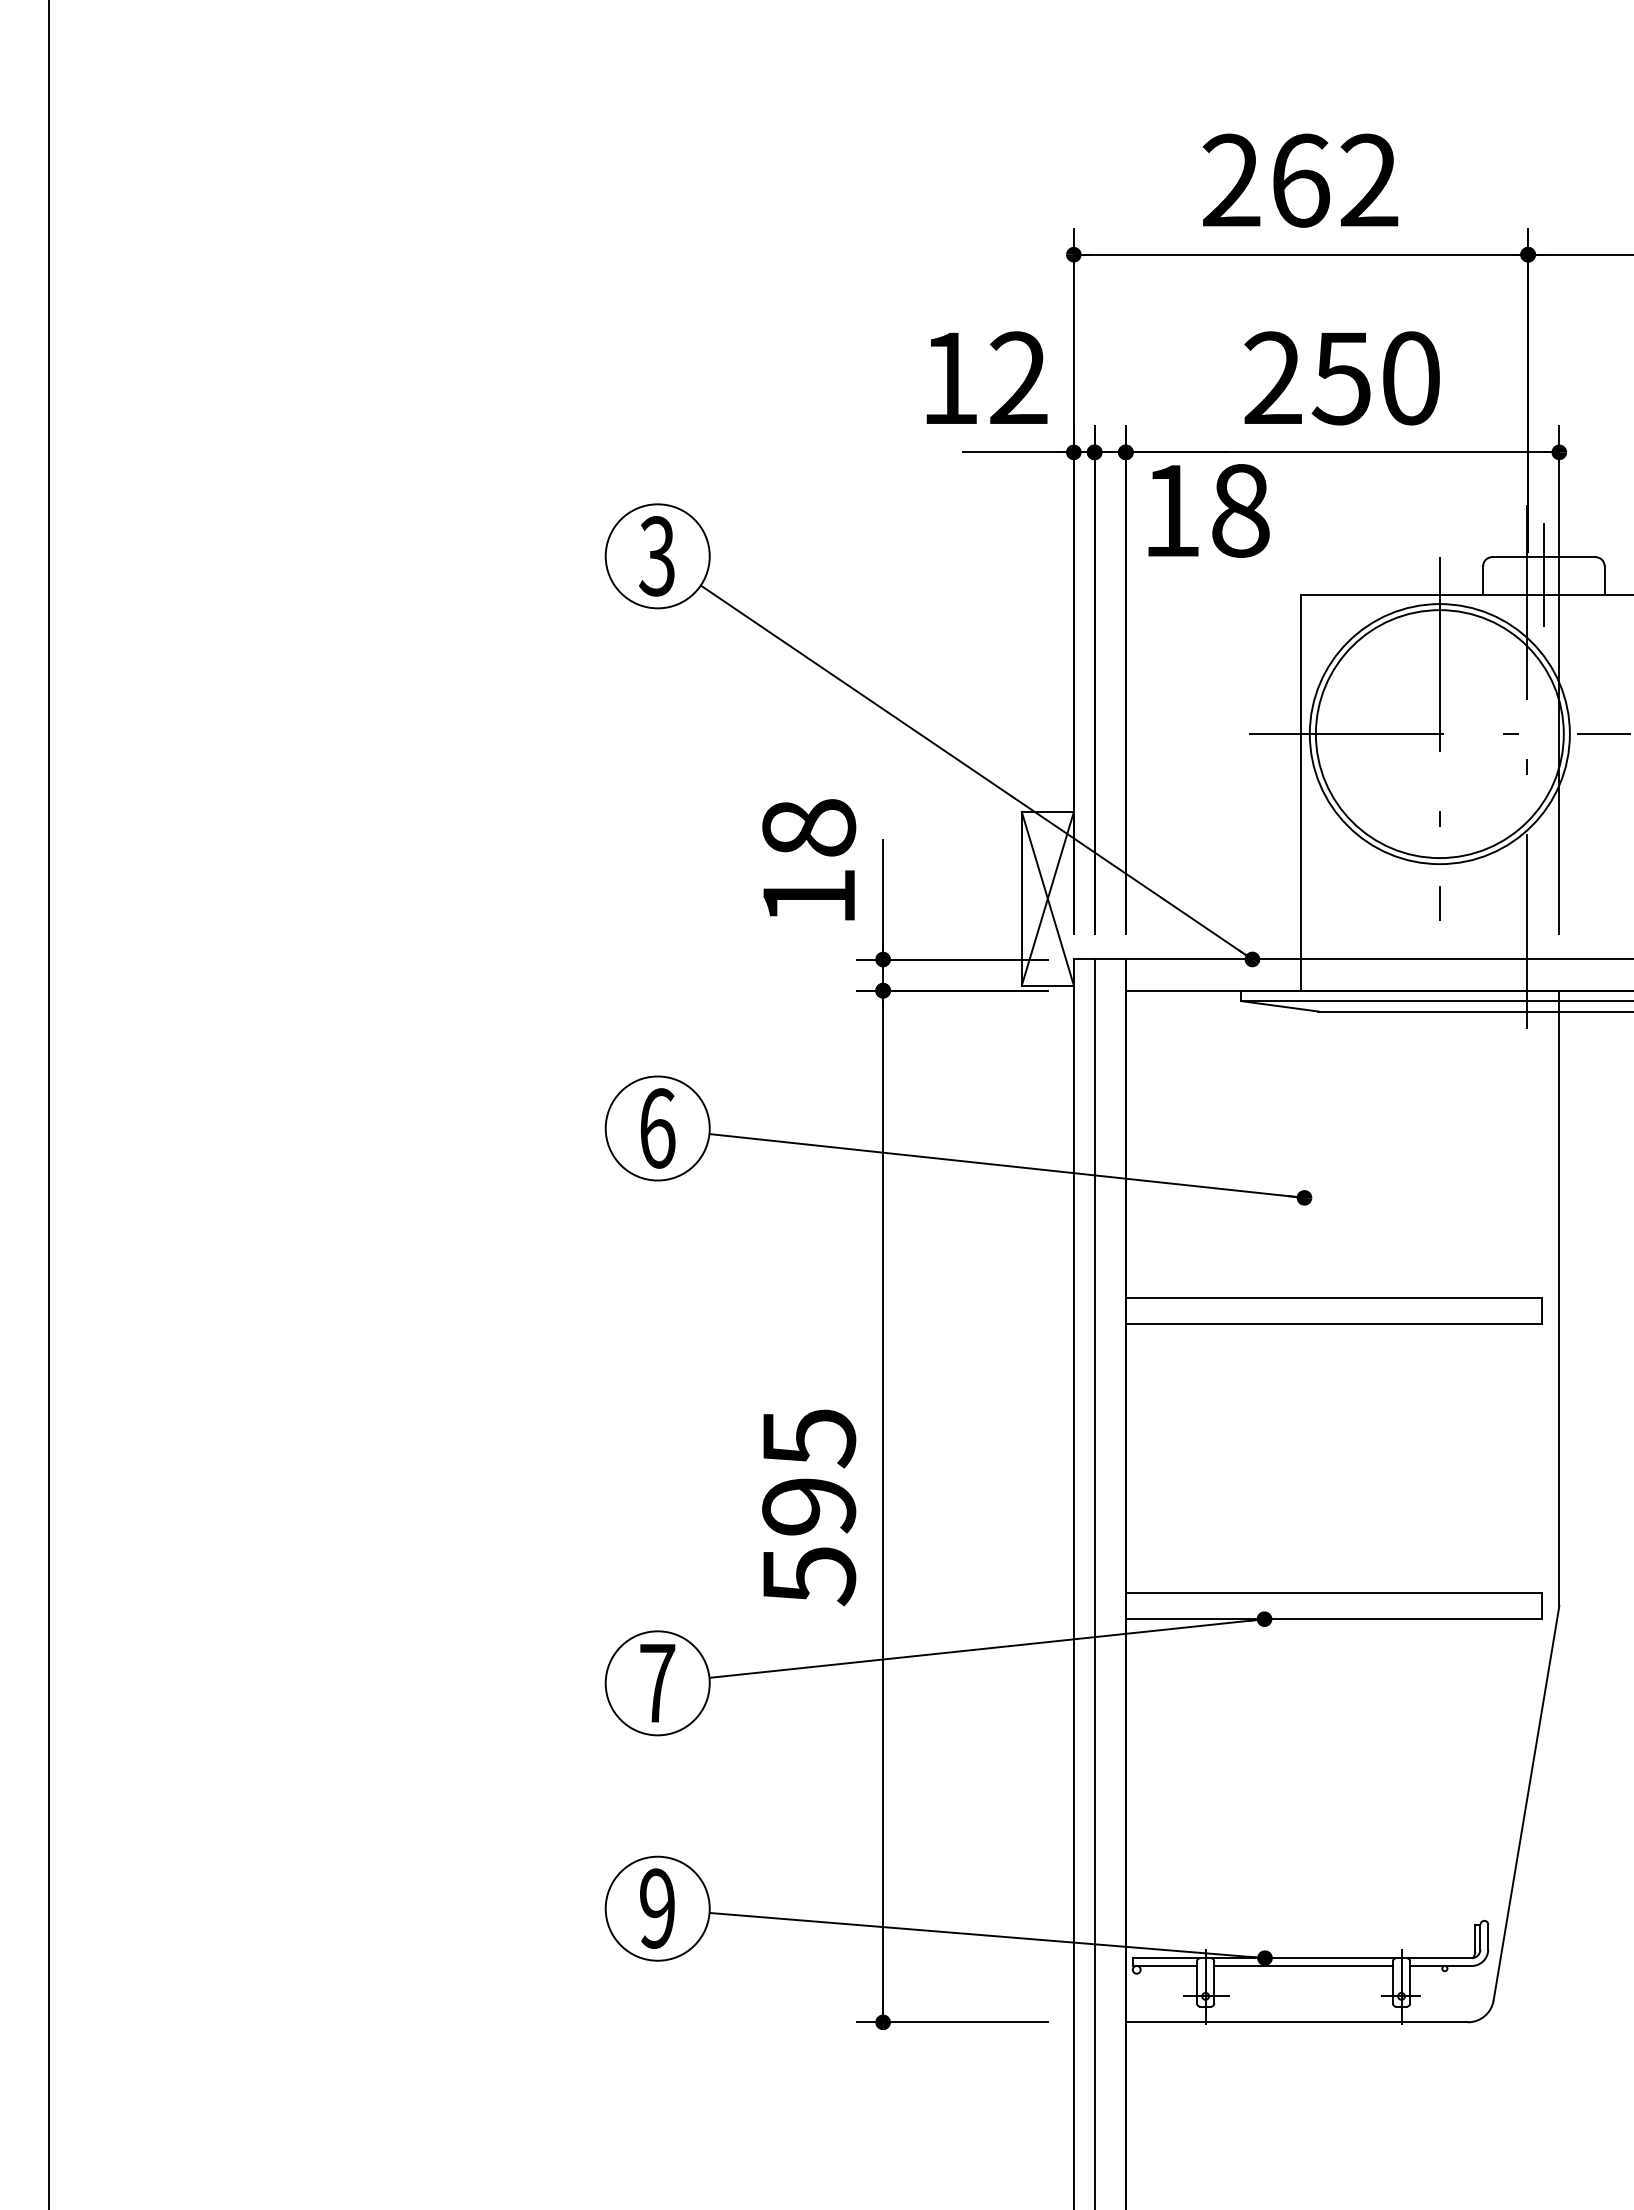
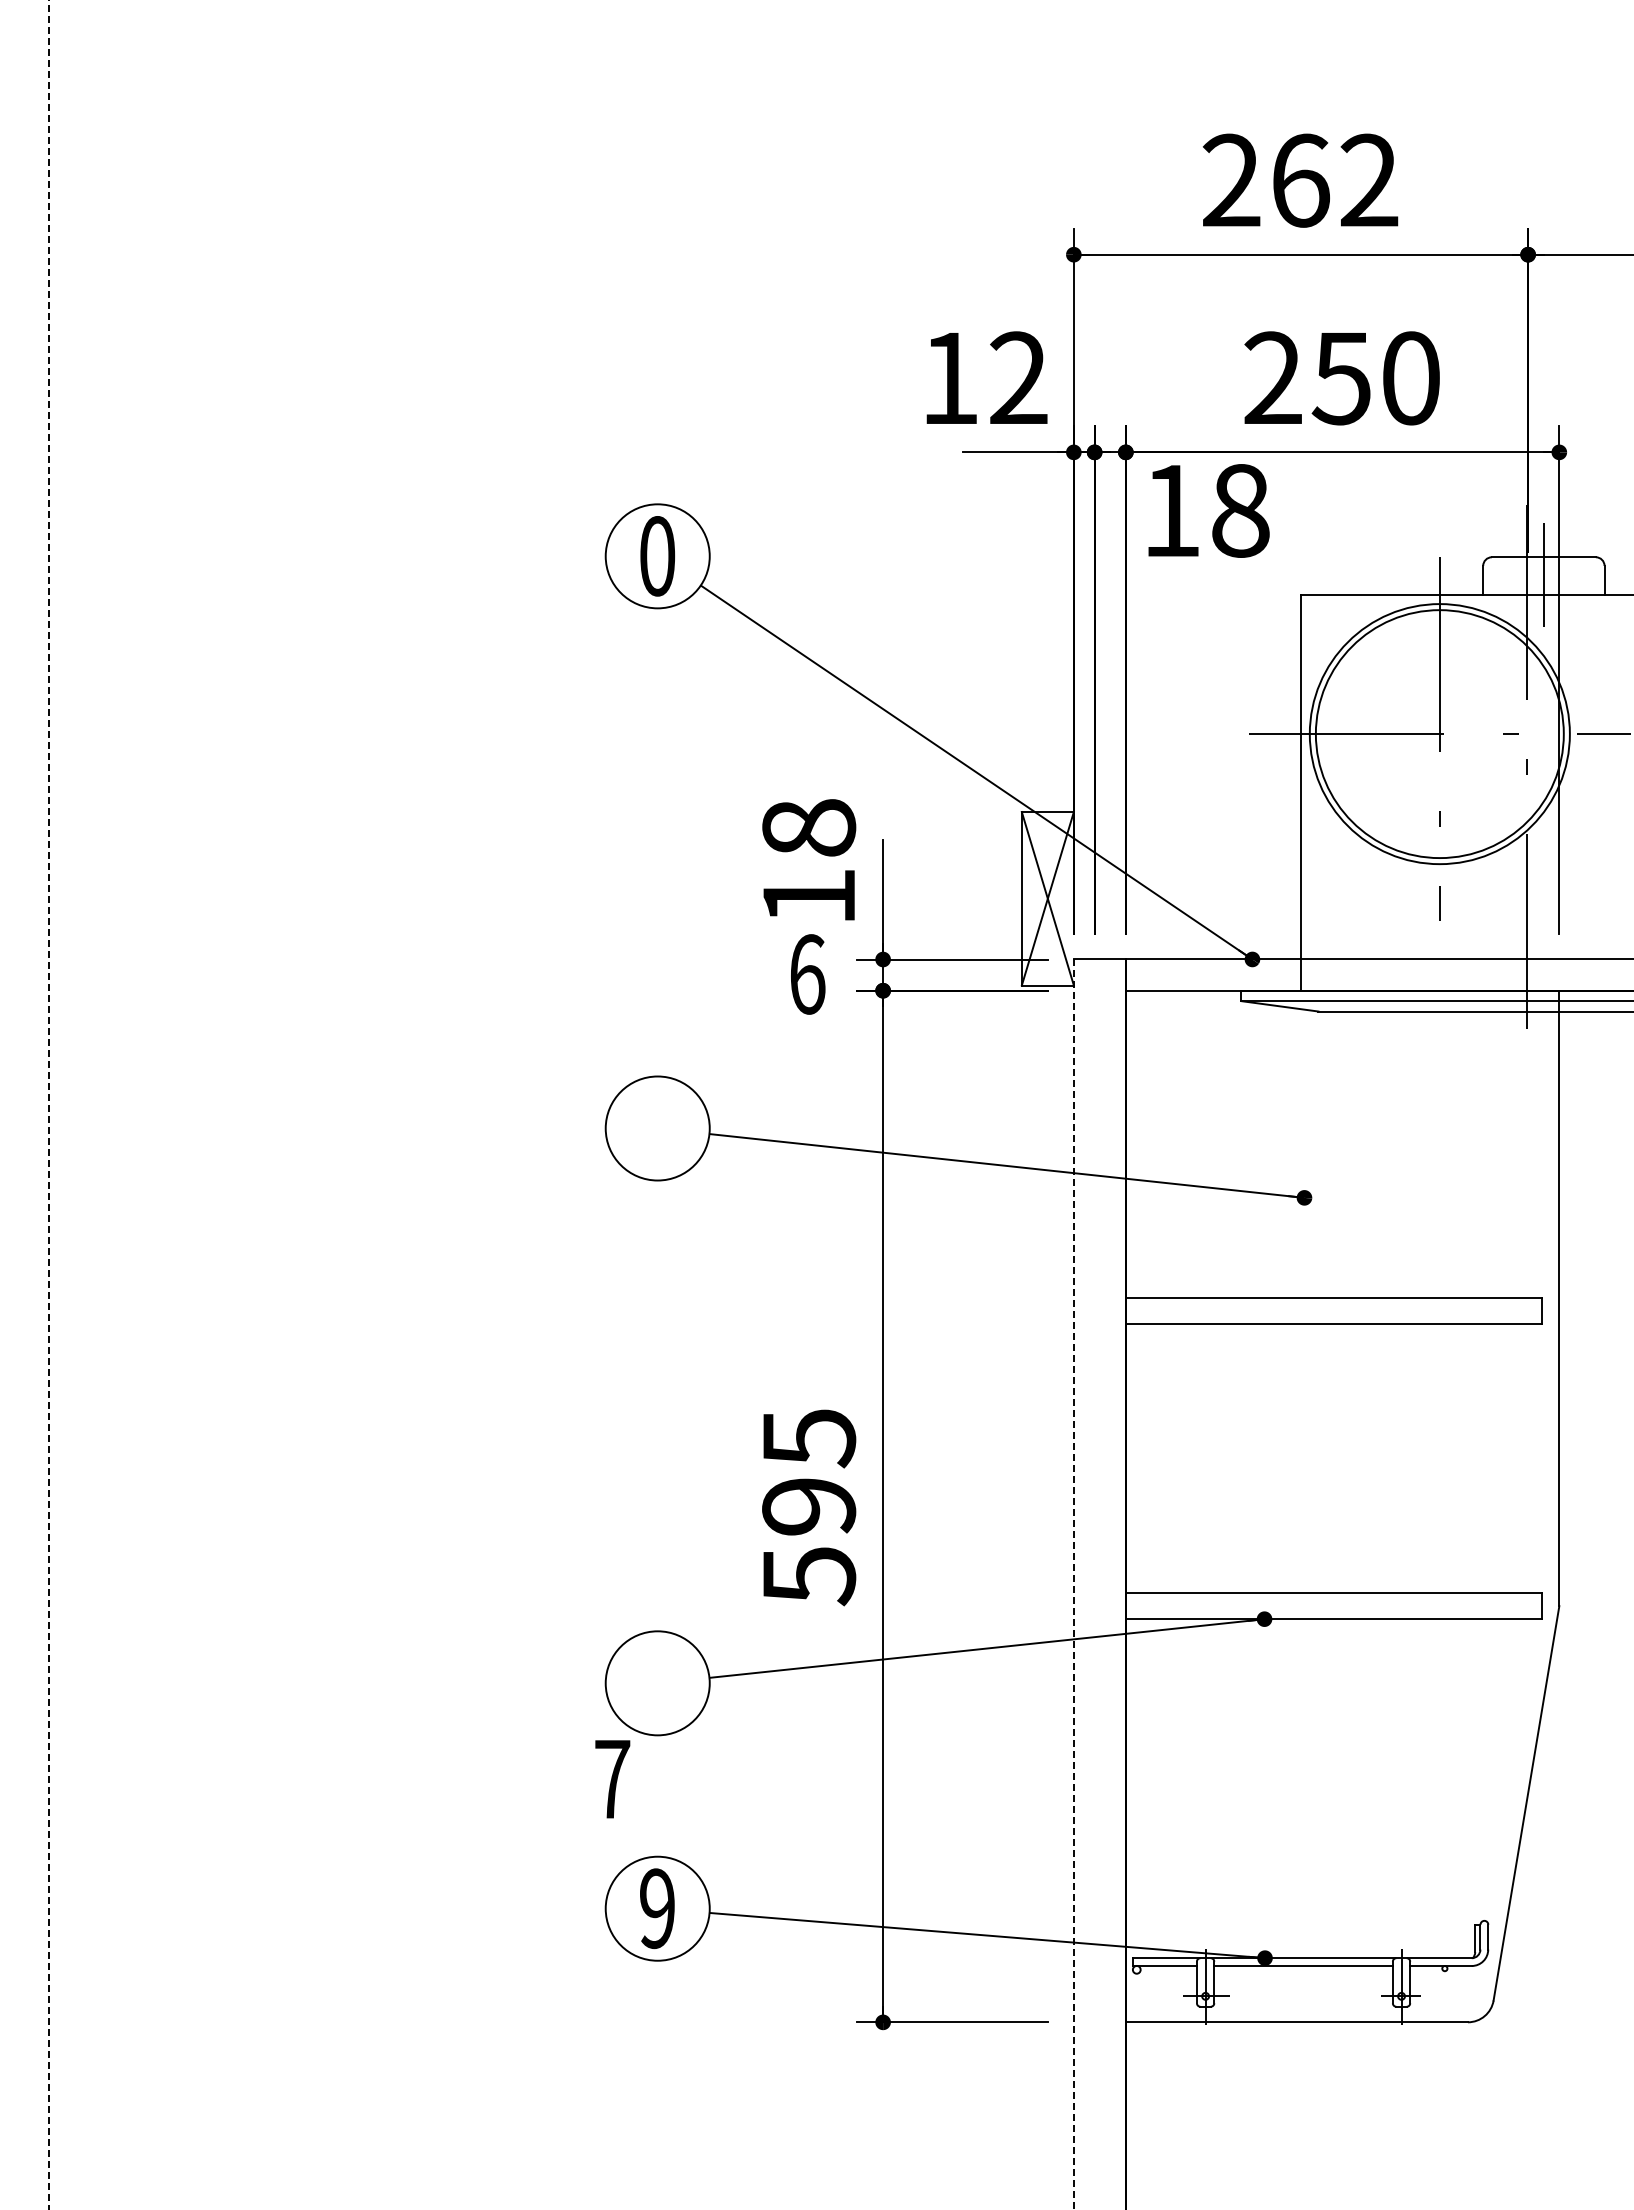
text: 3 -> 0 (657, 556)
line: solid -> dashed (48, 1105)
text position: (658, 1128) -> (808, 974) (808, 974)
line: present -> none (1094, 1582)
line: solid -> dashed (1073, 1584)
text position: (657, 1683) -> (612, 1779) (612, 1779)
